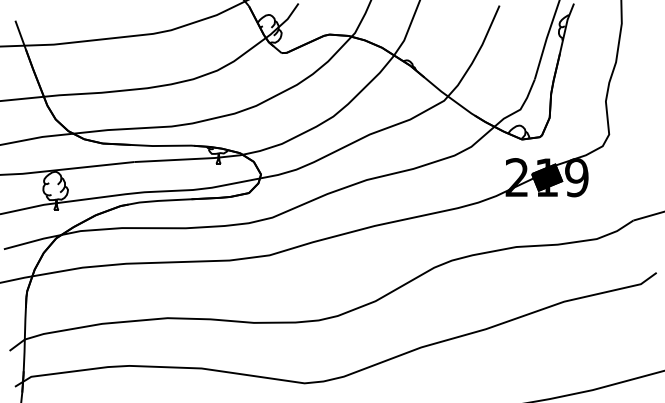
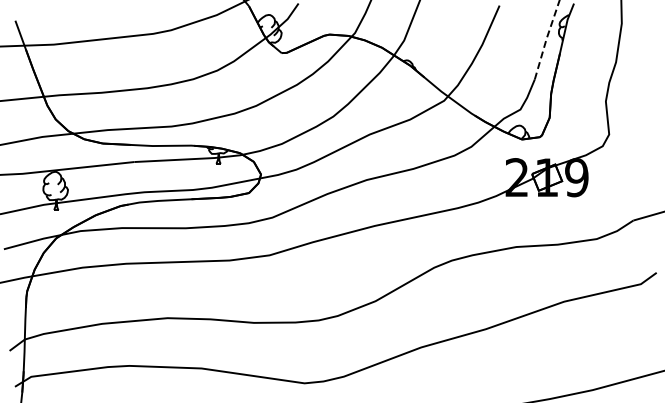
line: solid -> dashed (546, 39)
fill: present -> none (547, 177)
